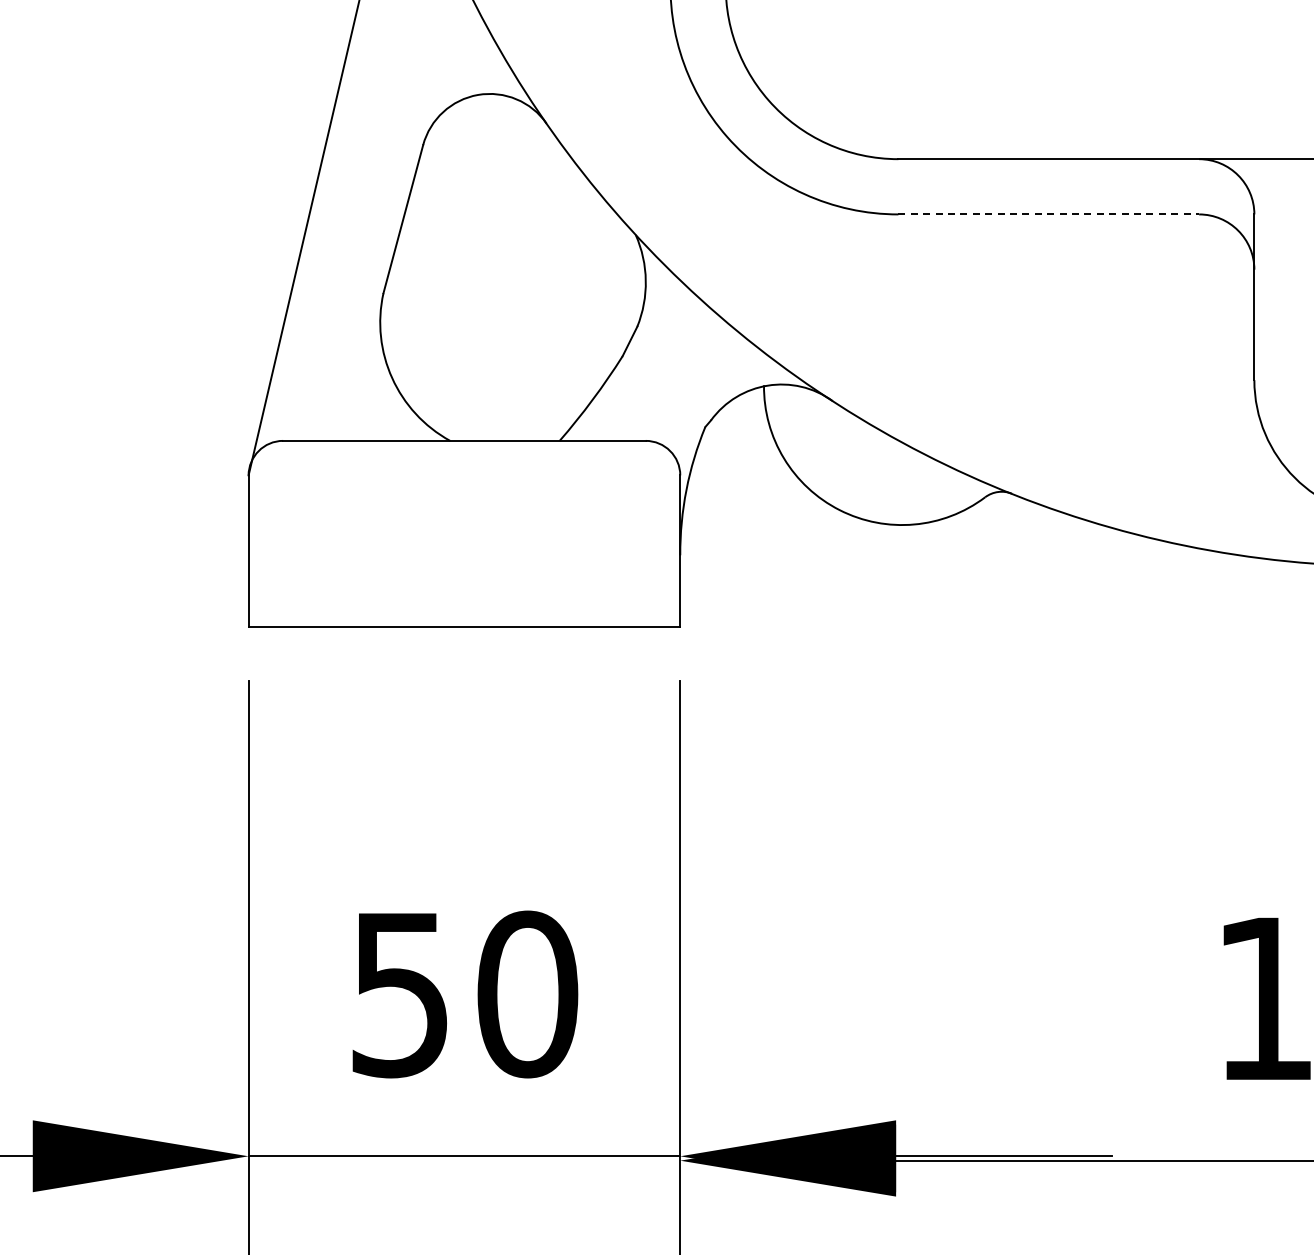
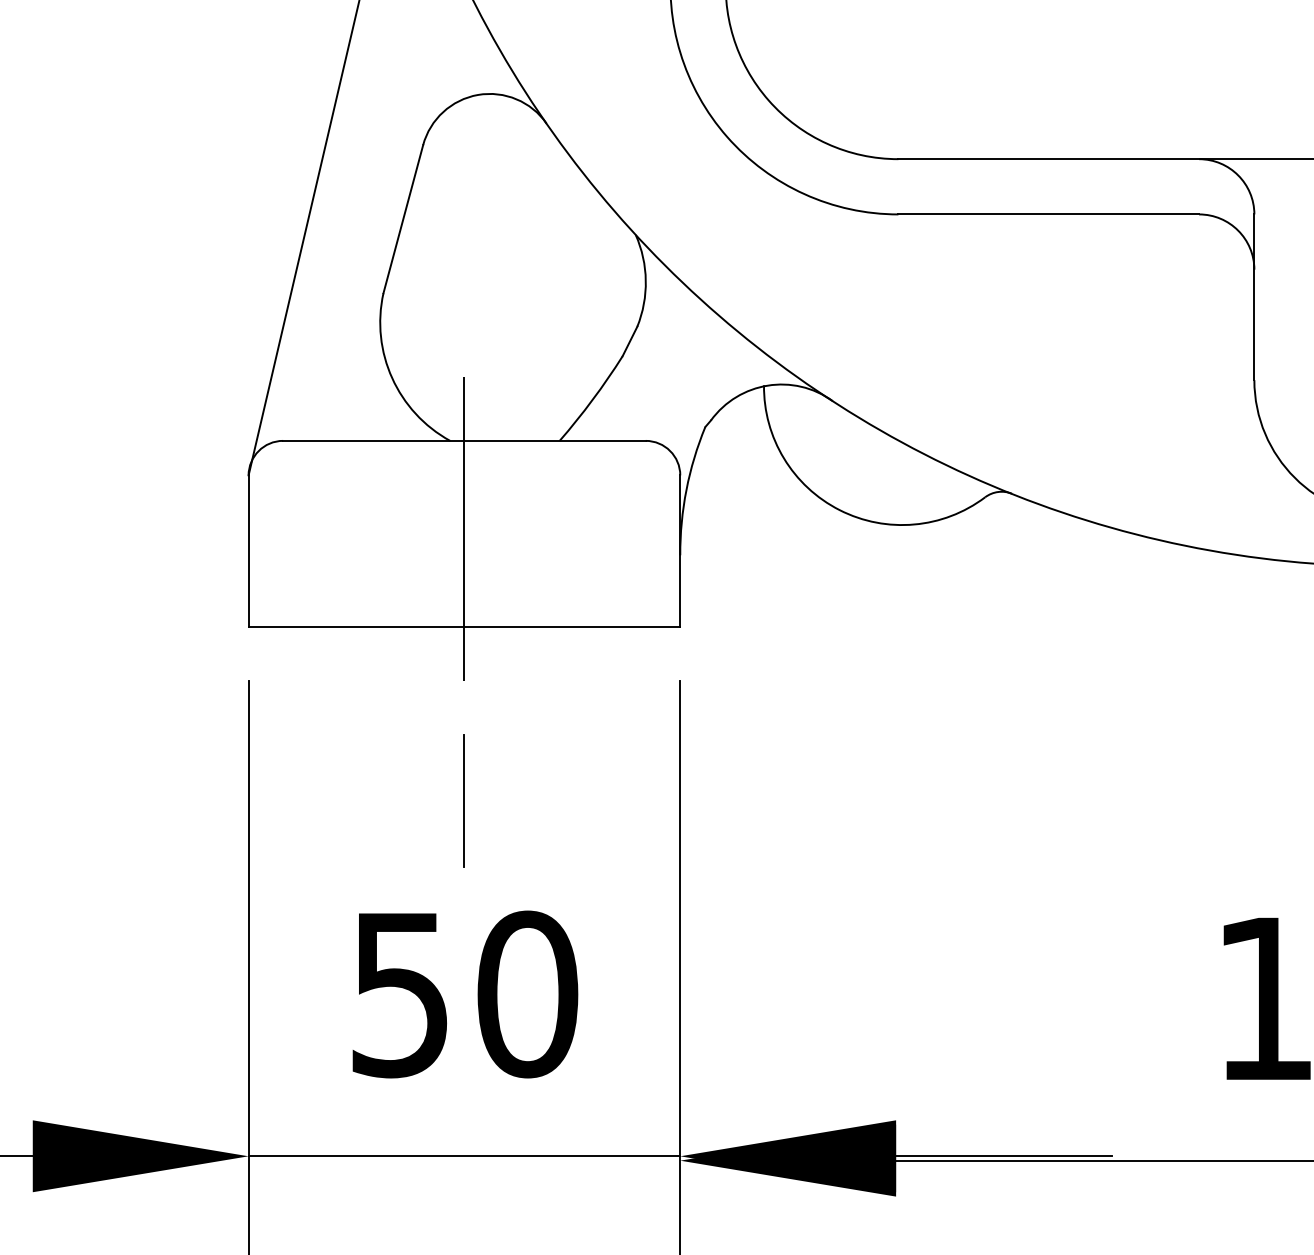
line: dashed -> solid (1049, 214)
line: none -> present (464, 529)
line: none -> present (463, 800)
